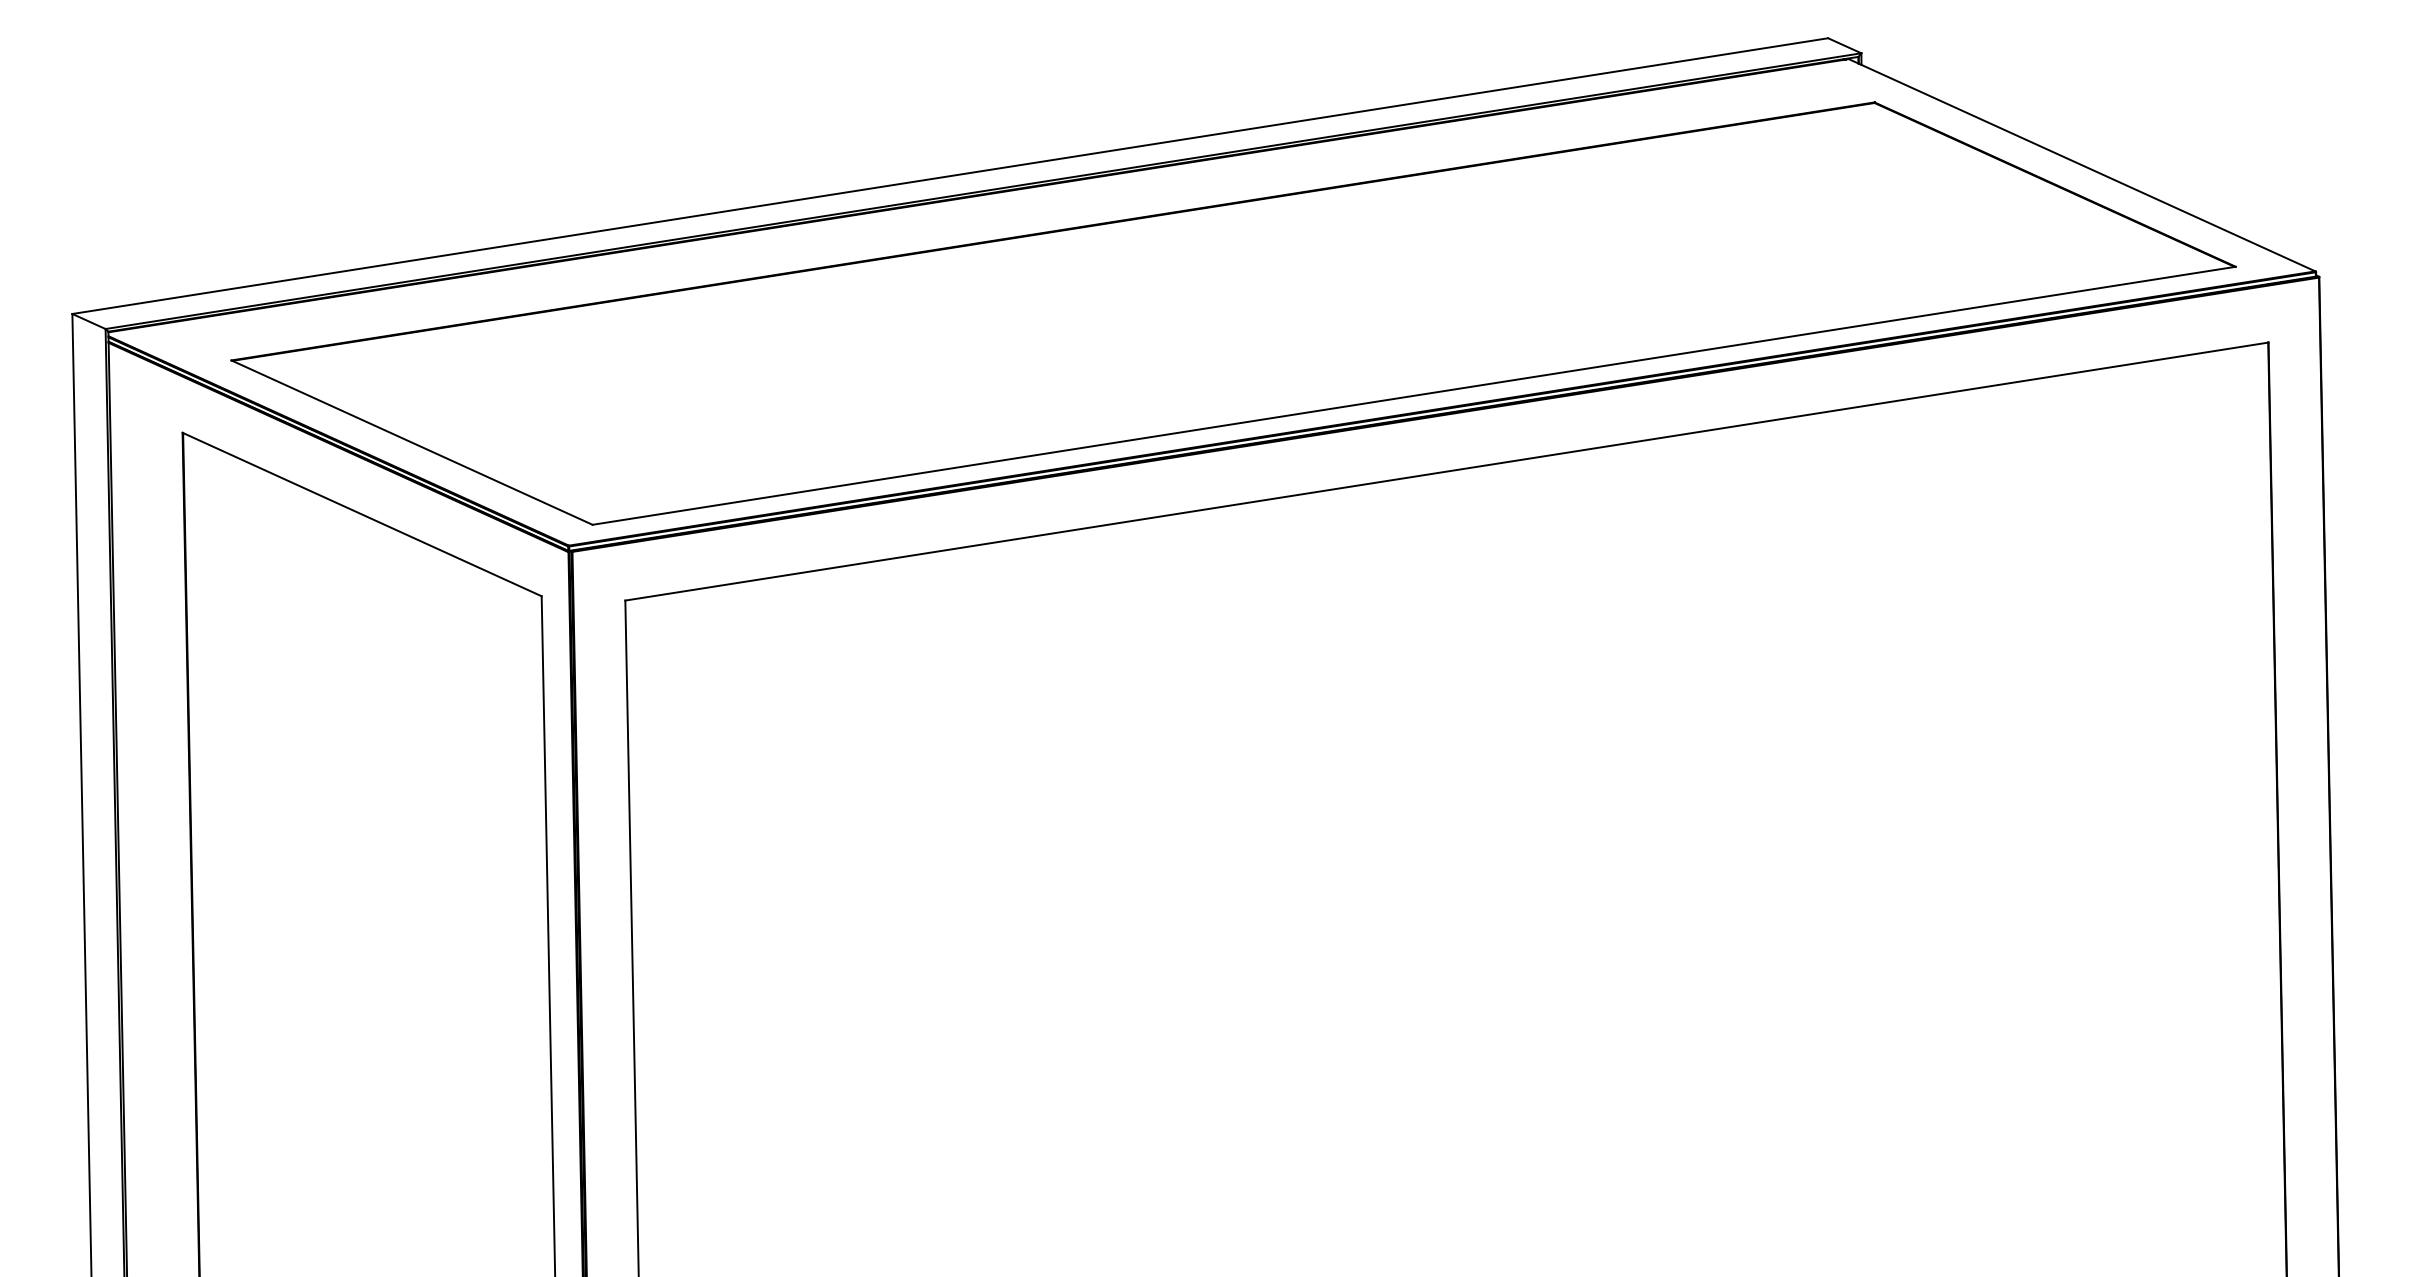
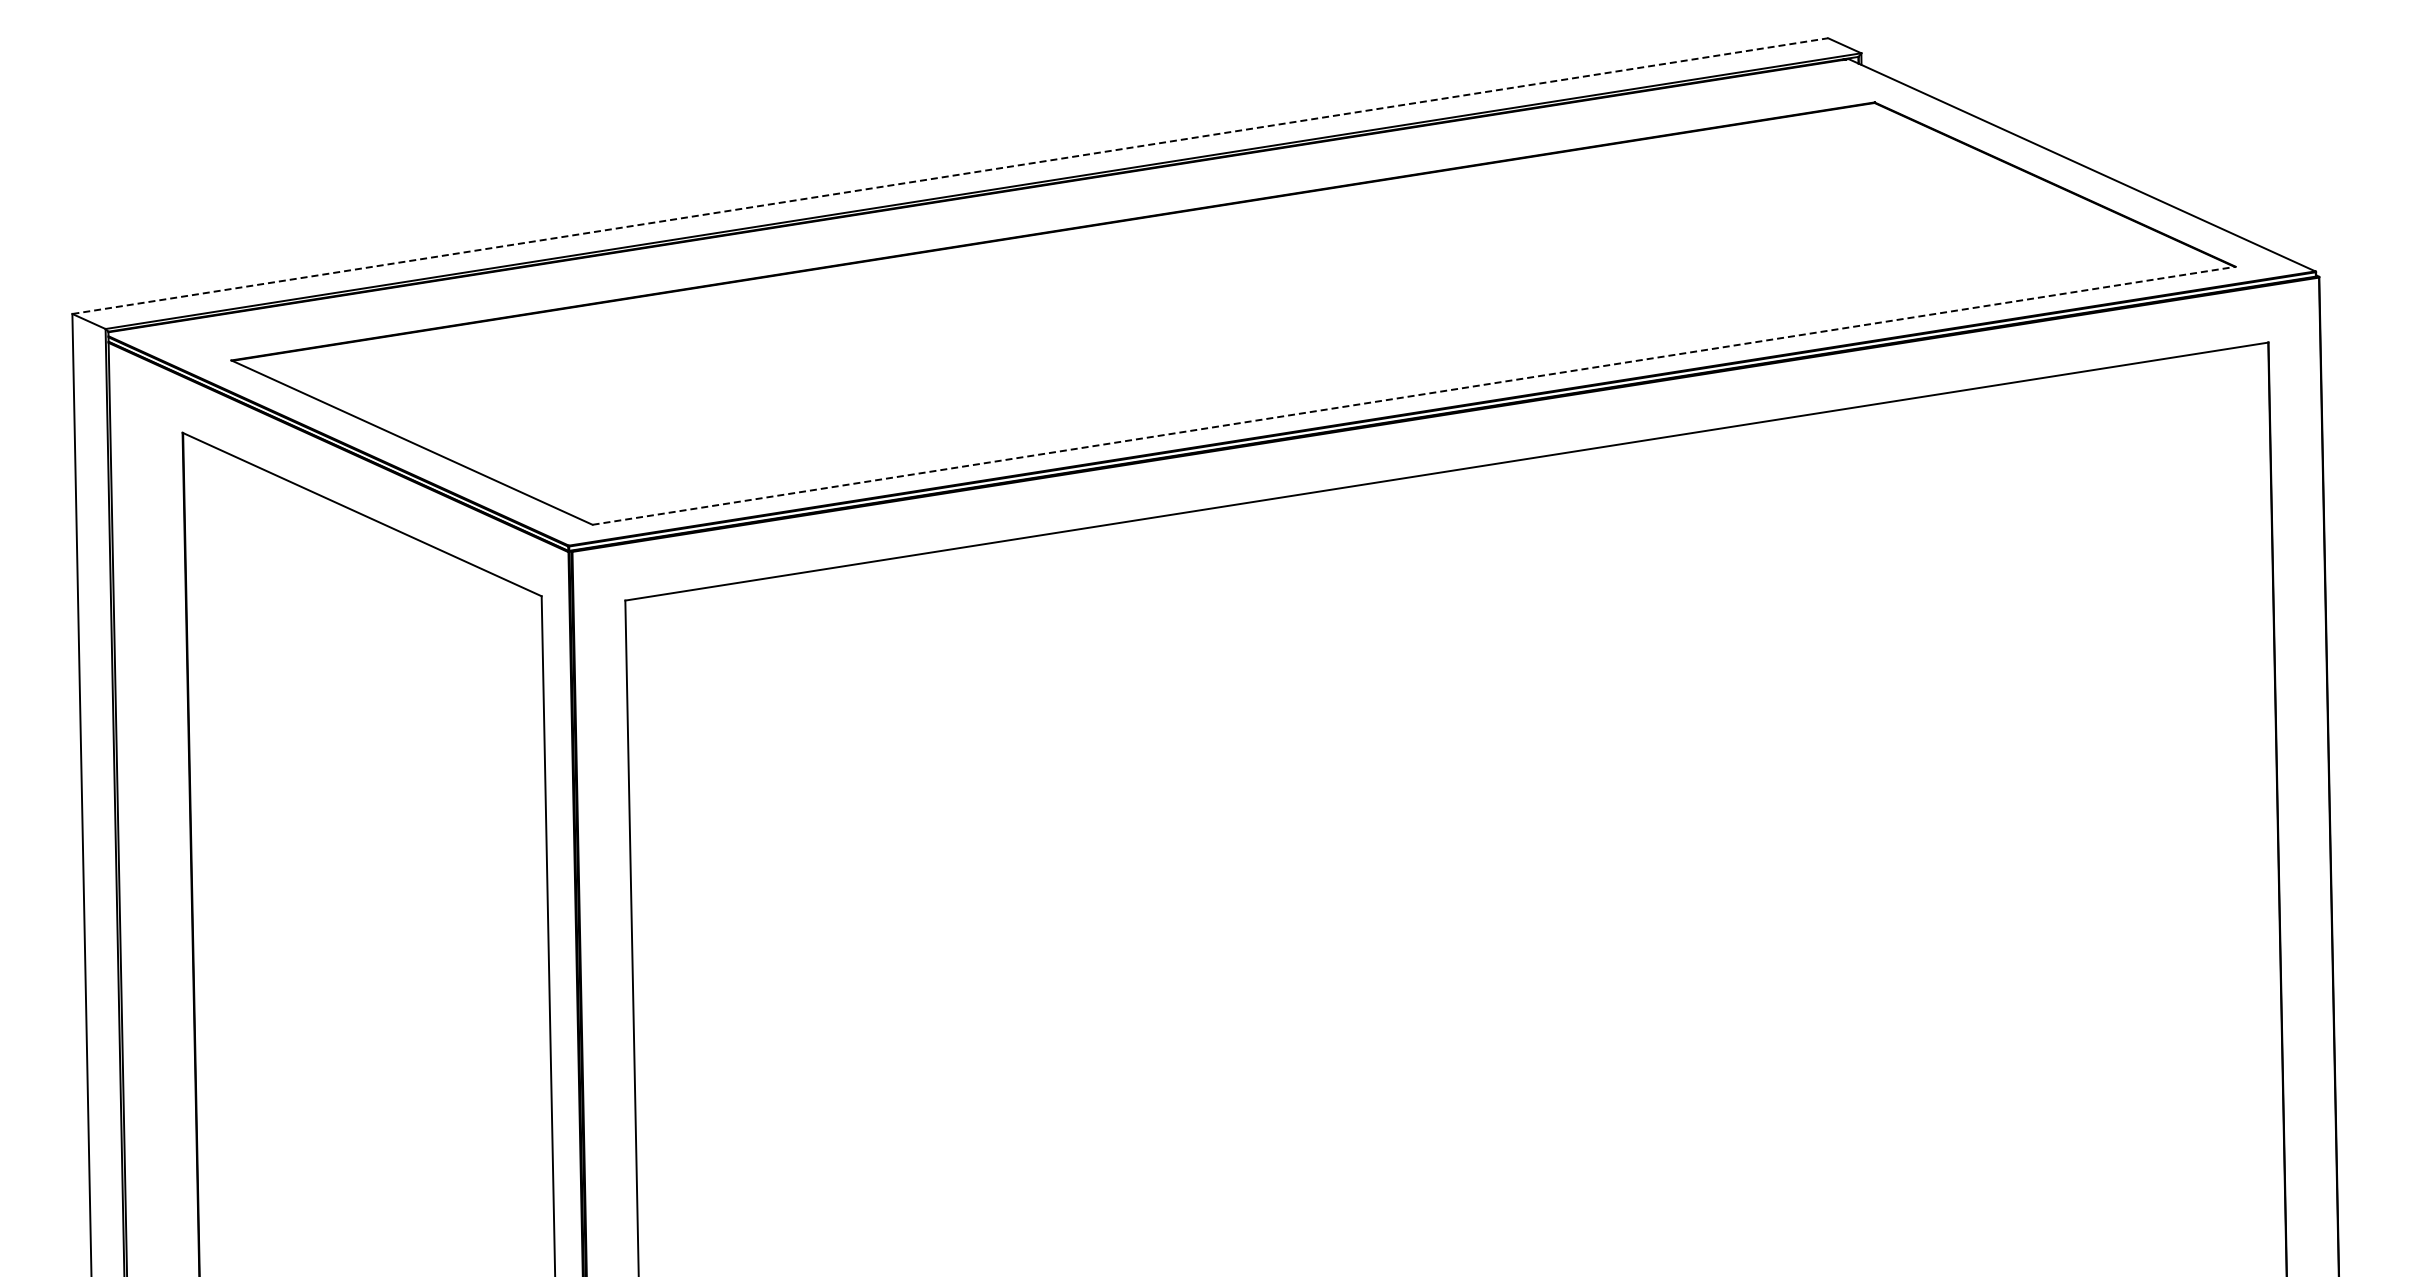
line: solid -> dashed (950, 176)
line: solid -> dashed (1414, 395)
